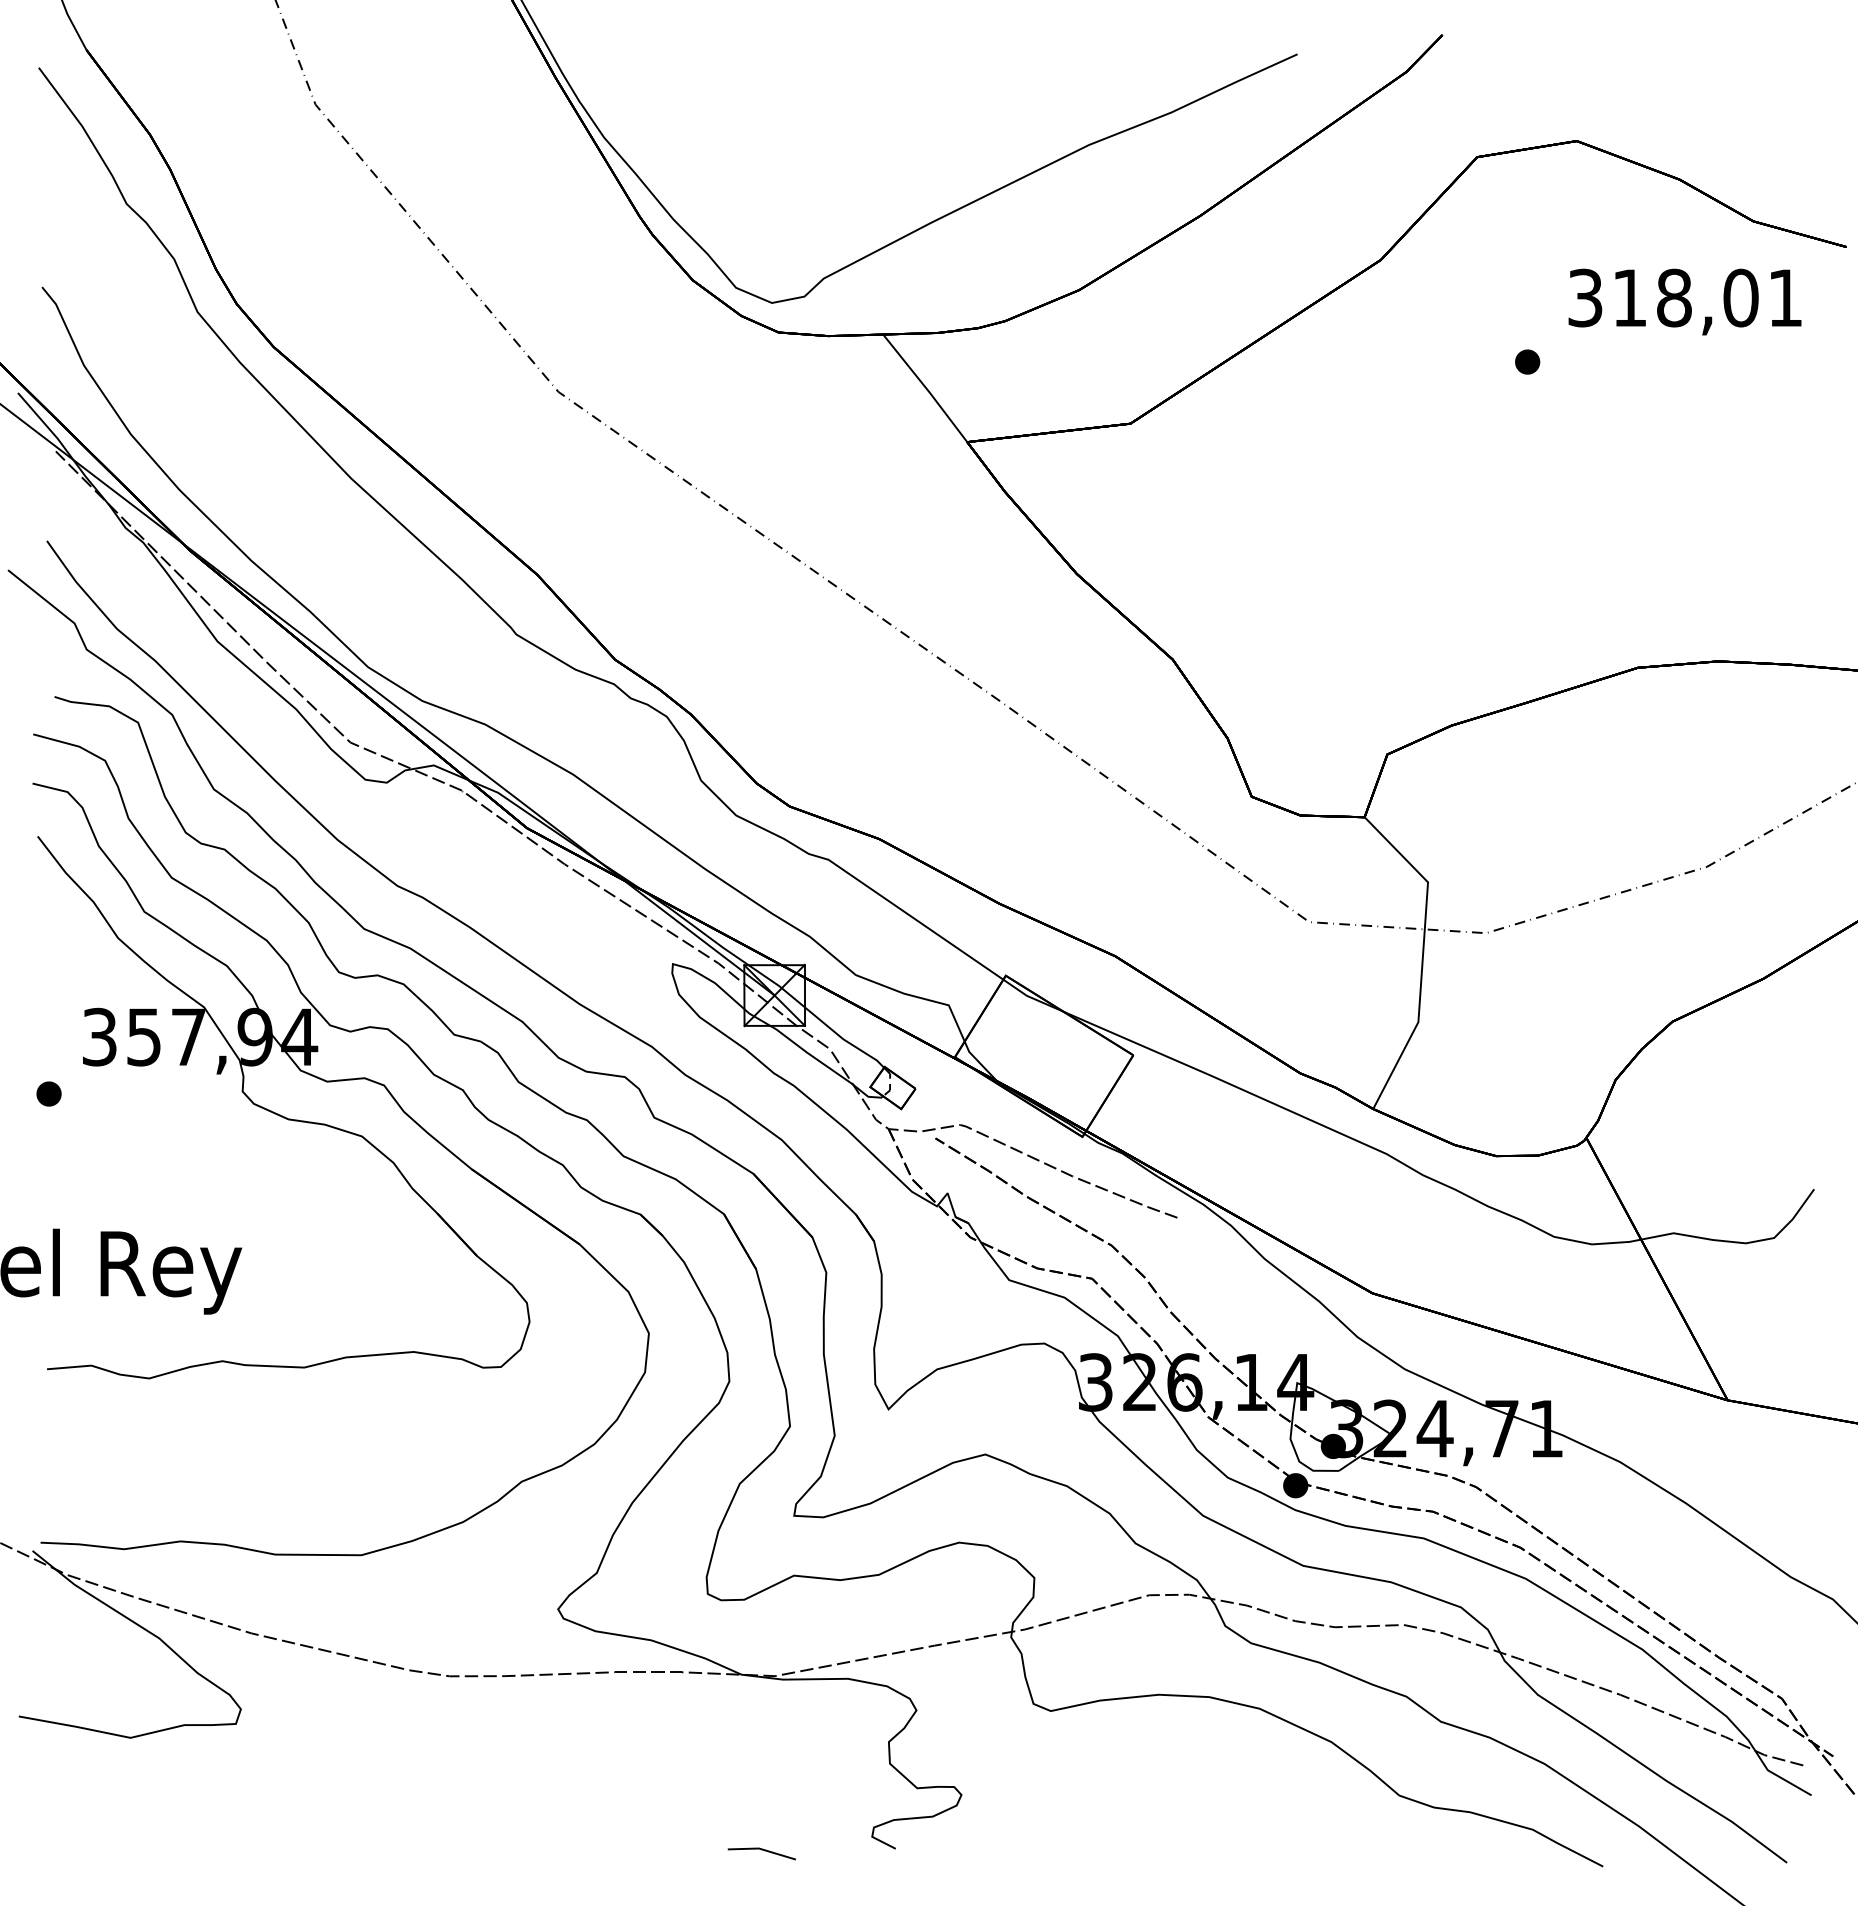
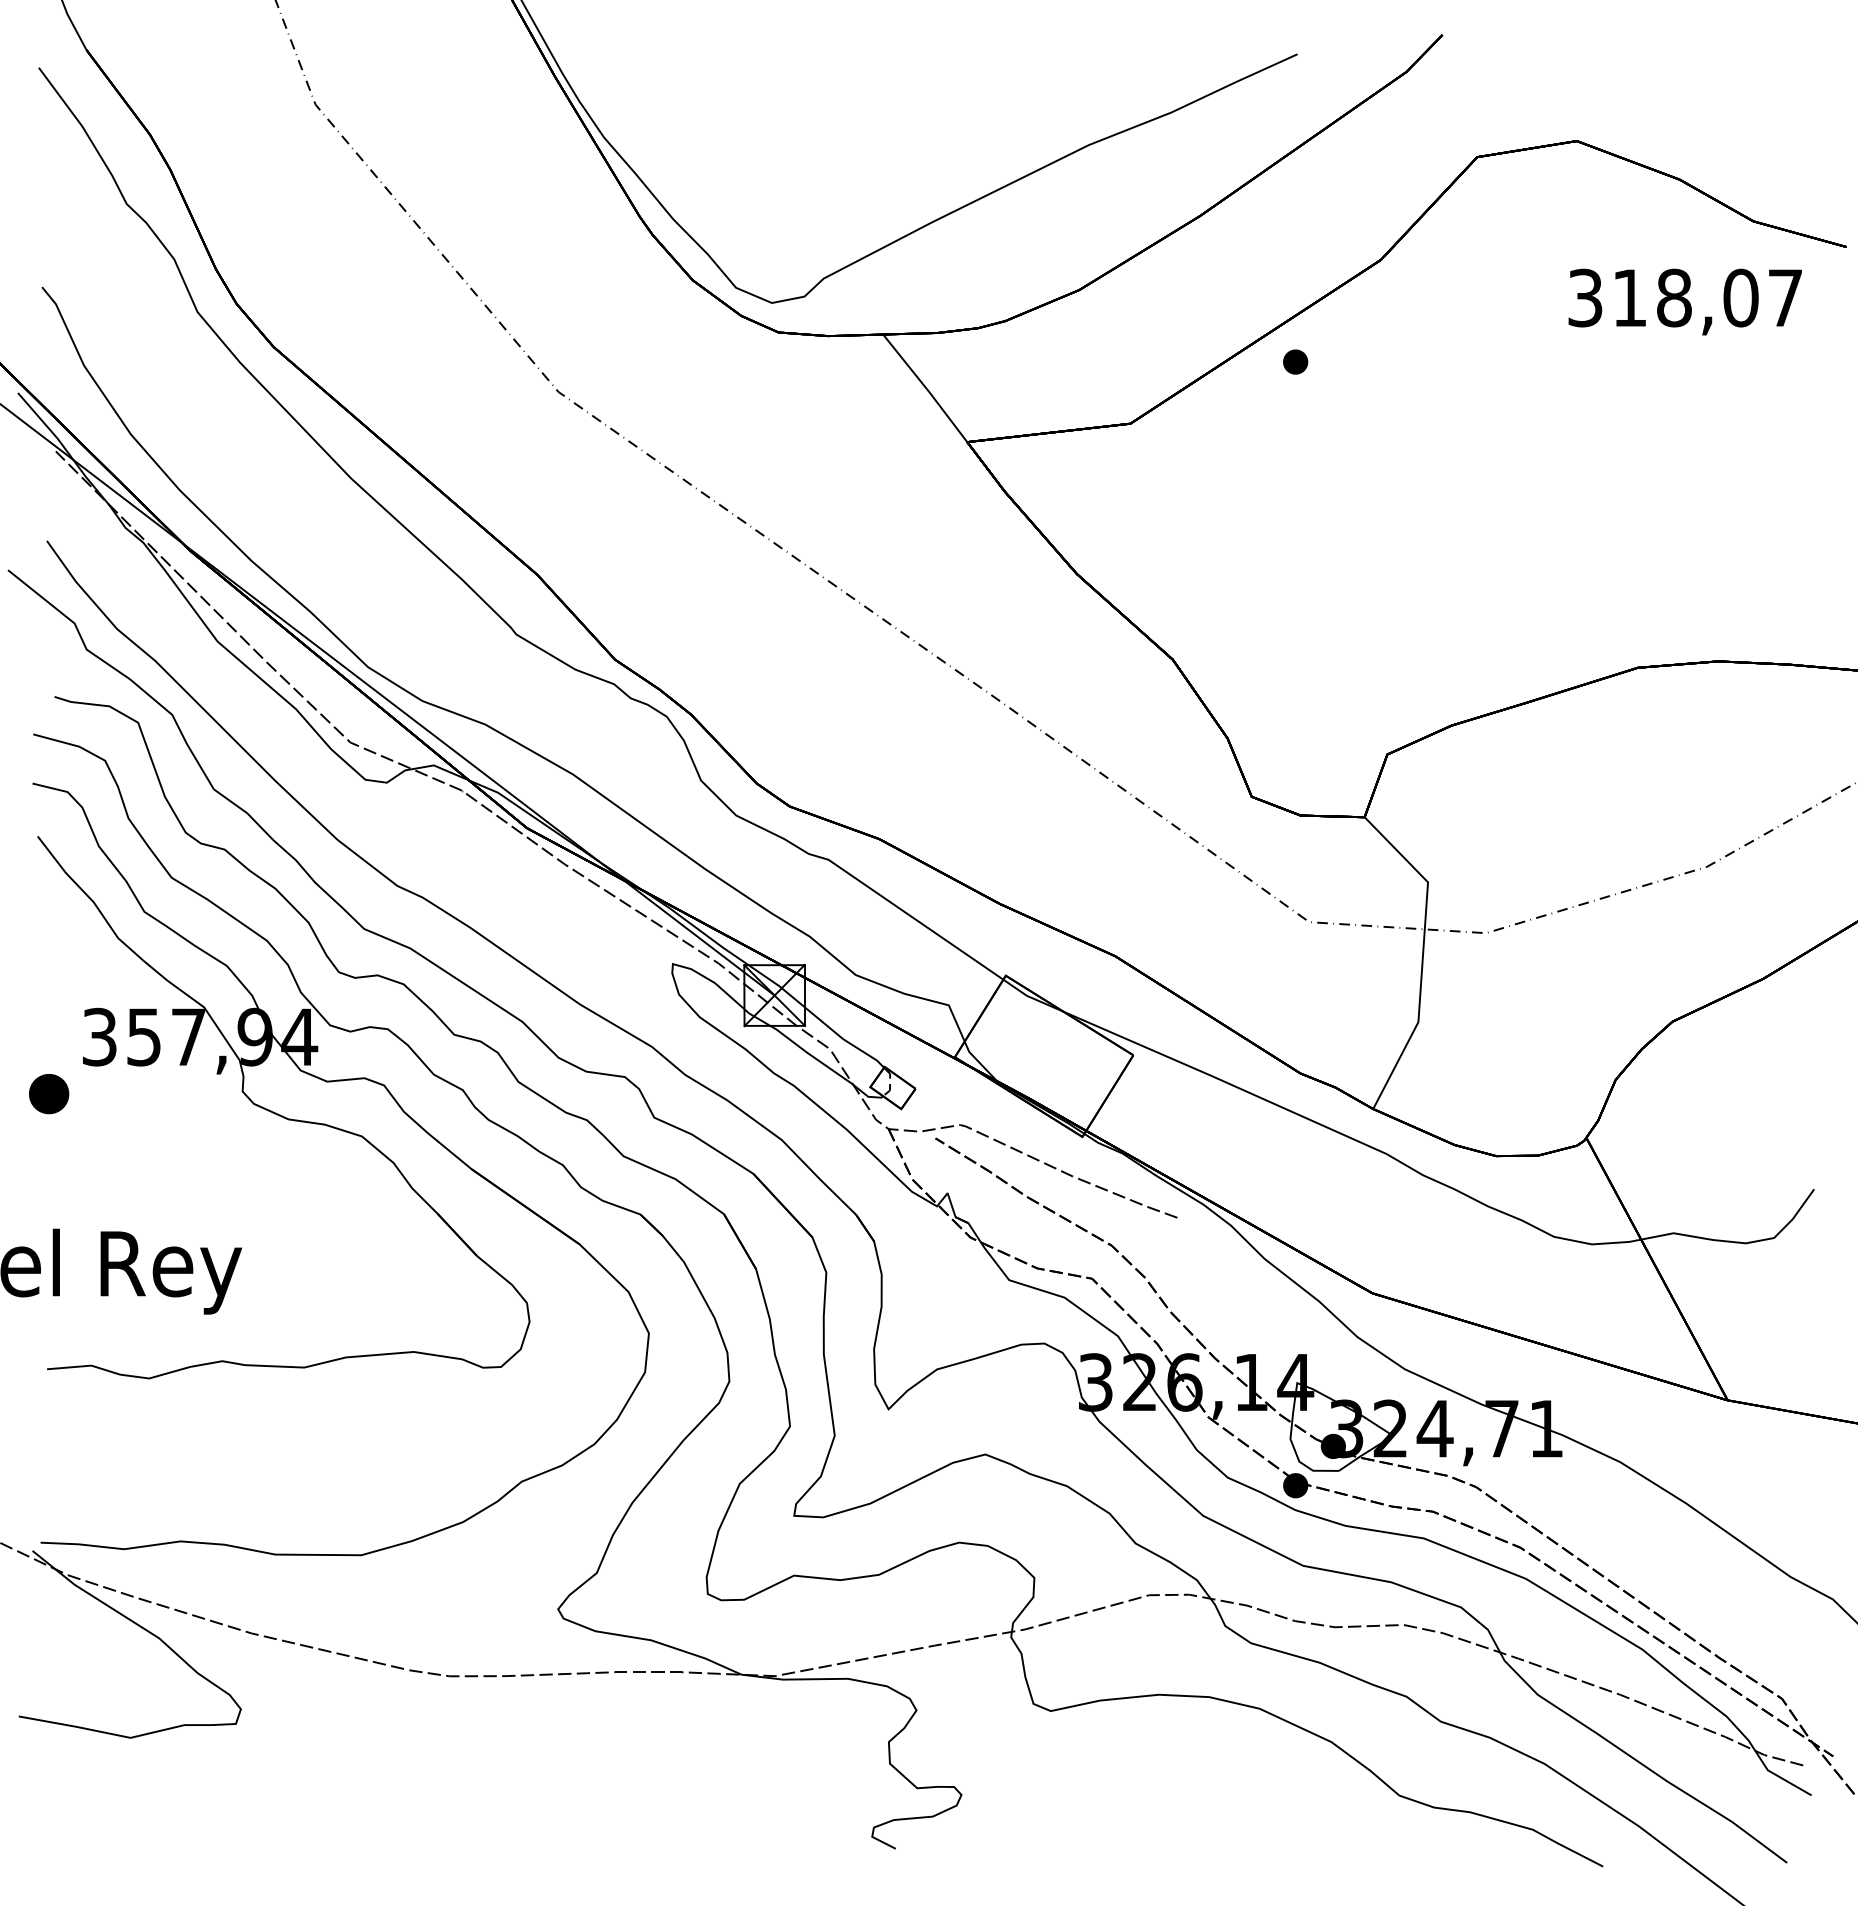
text: 318,01 -> 318,07 (1785, 297)
part position: (1527, 361) -> (1295, 361) (1295, 361)
part size: 26x26 px -> 41x41 px (49, 1094)
line: present -> none (761, 1850)
